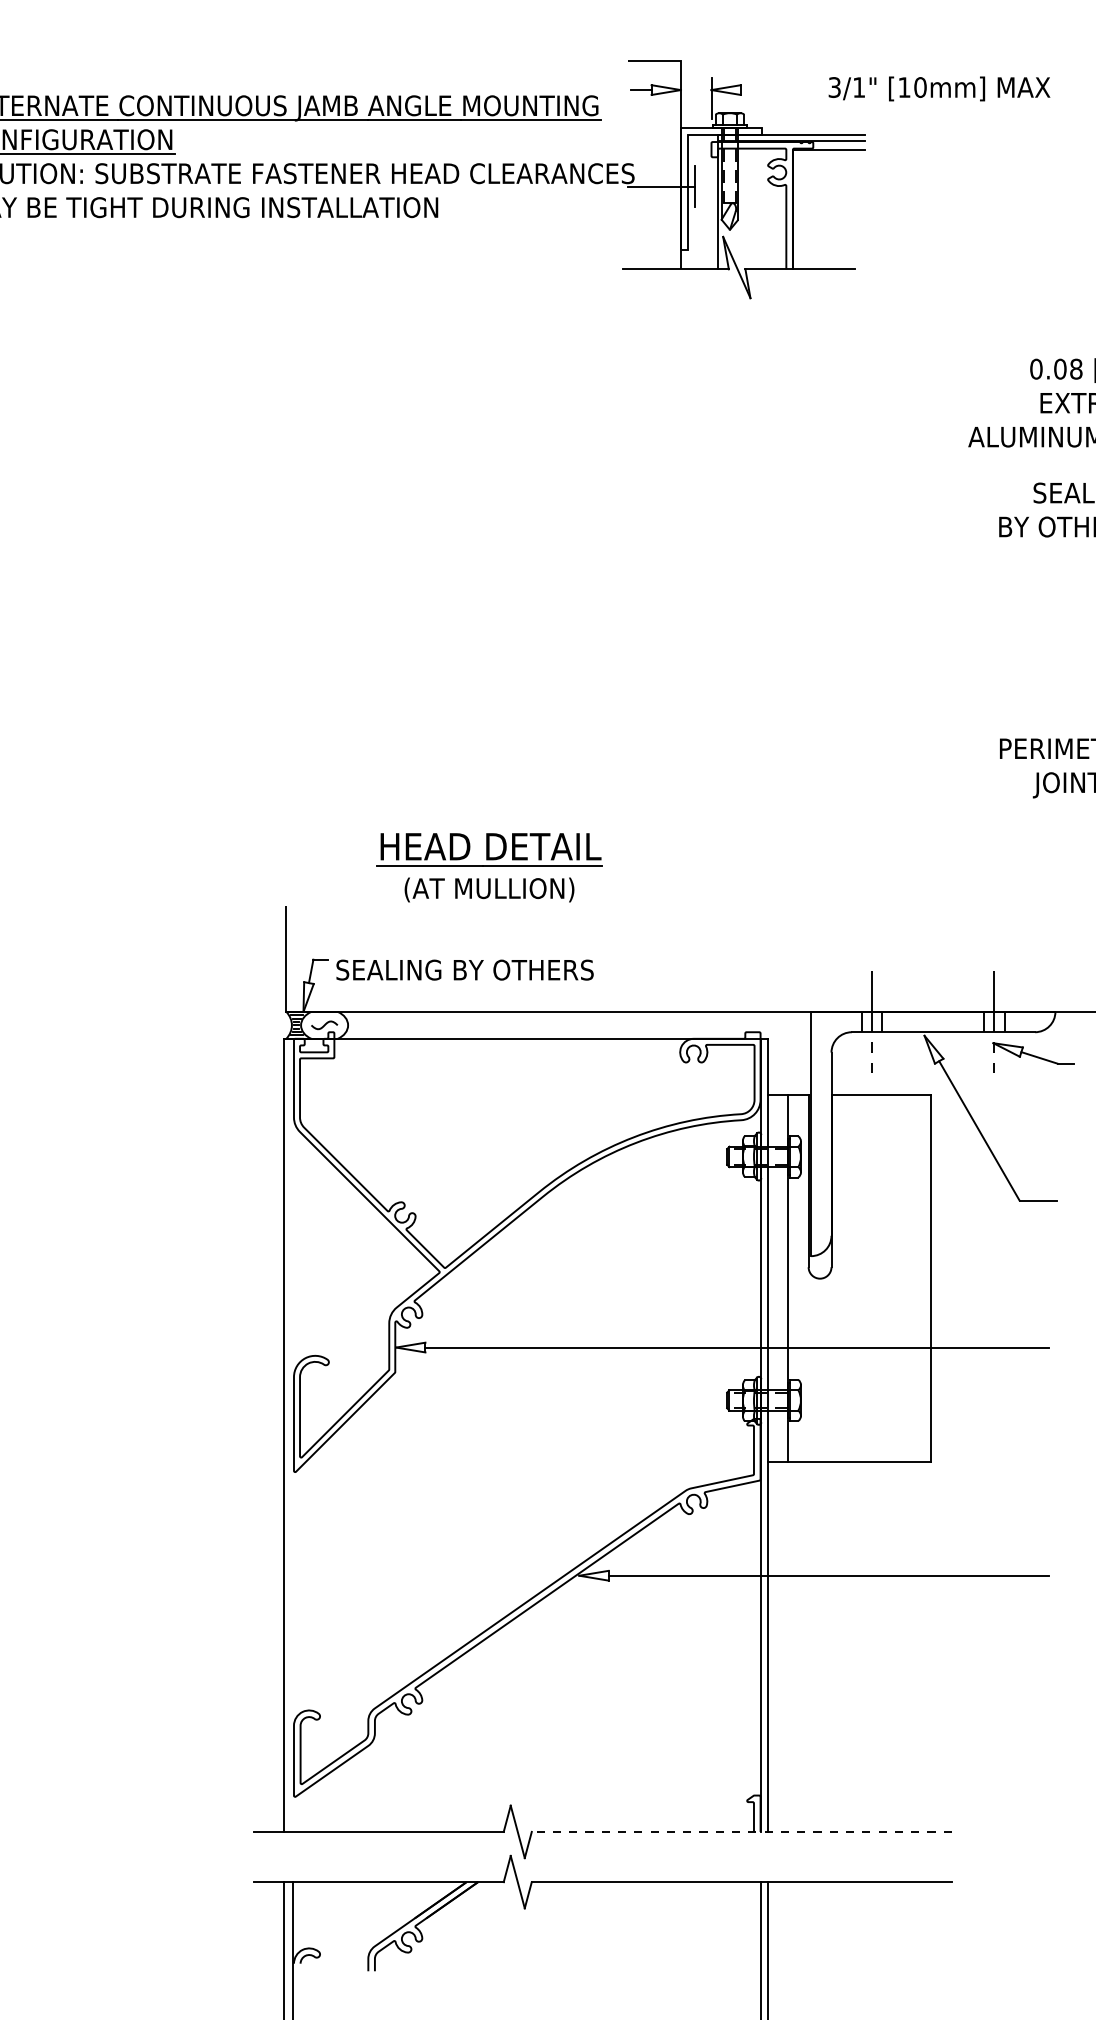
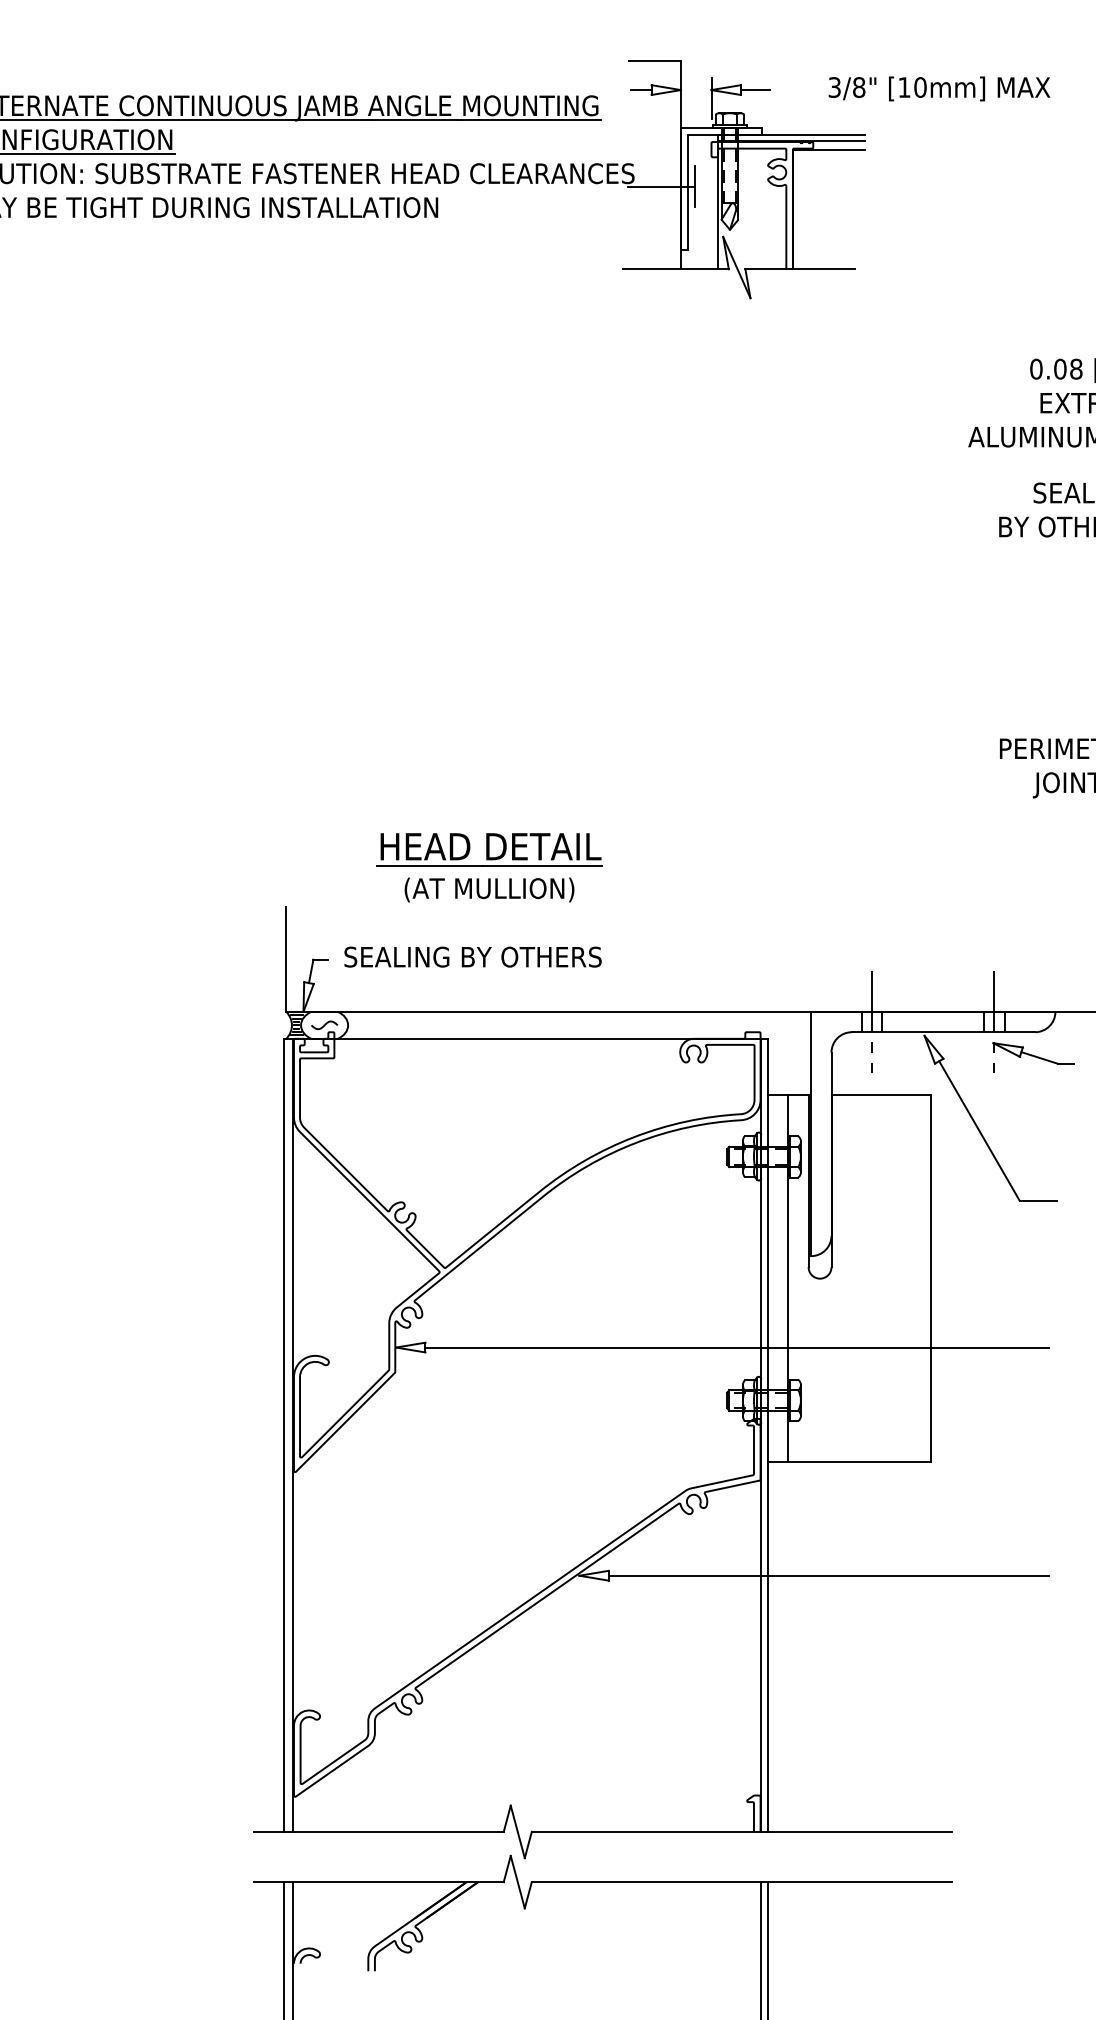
text: 3/1" -> 3/8" (859, 87)
line: none -> present (755, 90)
text position: (464, 969) -> (472, 956) (472, 956)
line: none -> present (293, 1434)
line: dashed -> solid (741, 1831)
